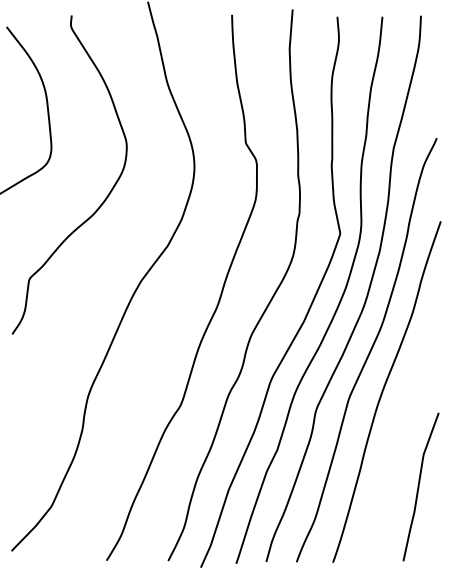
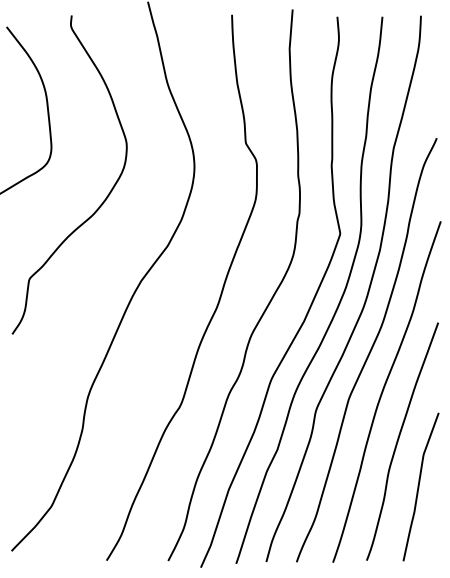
curve: none -> present (399, 439)
